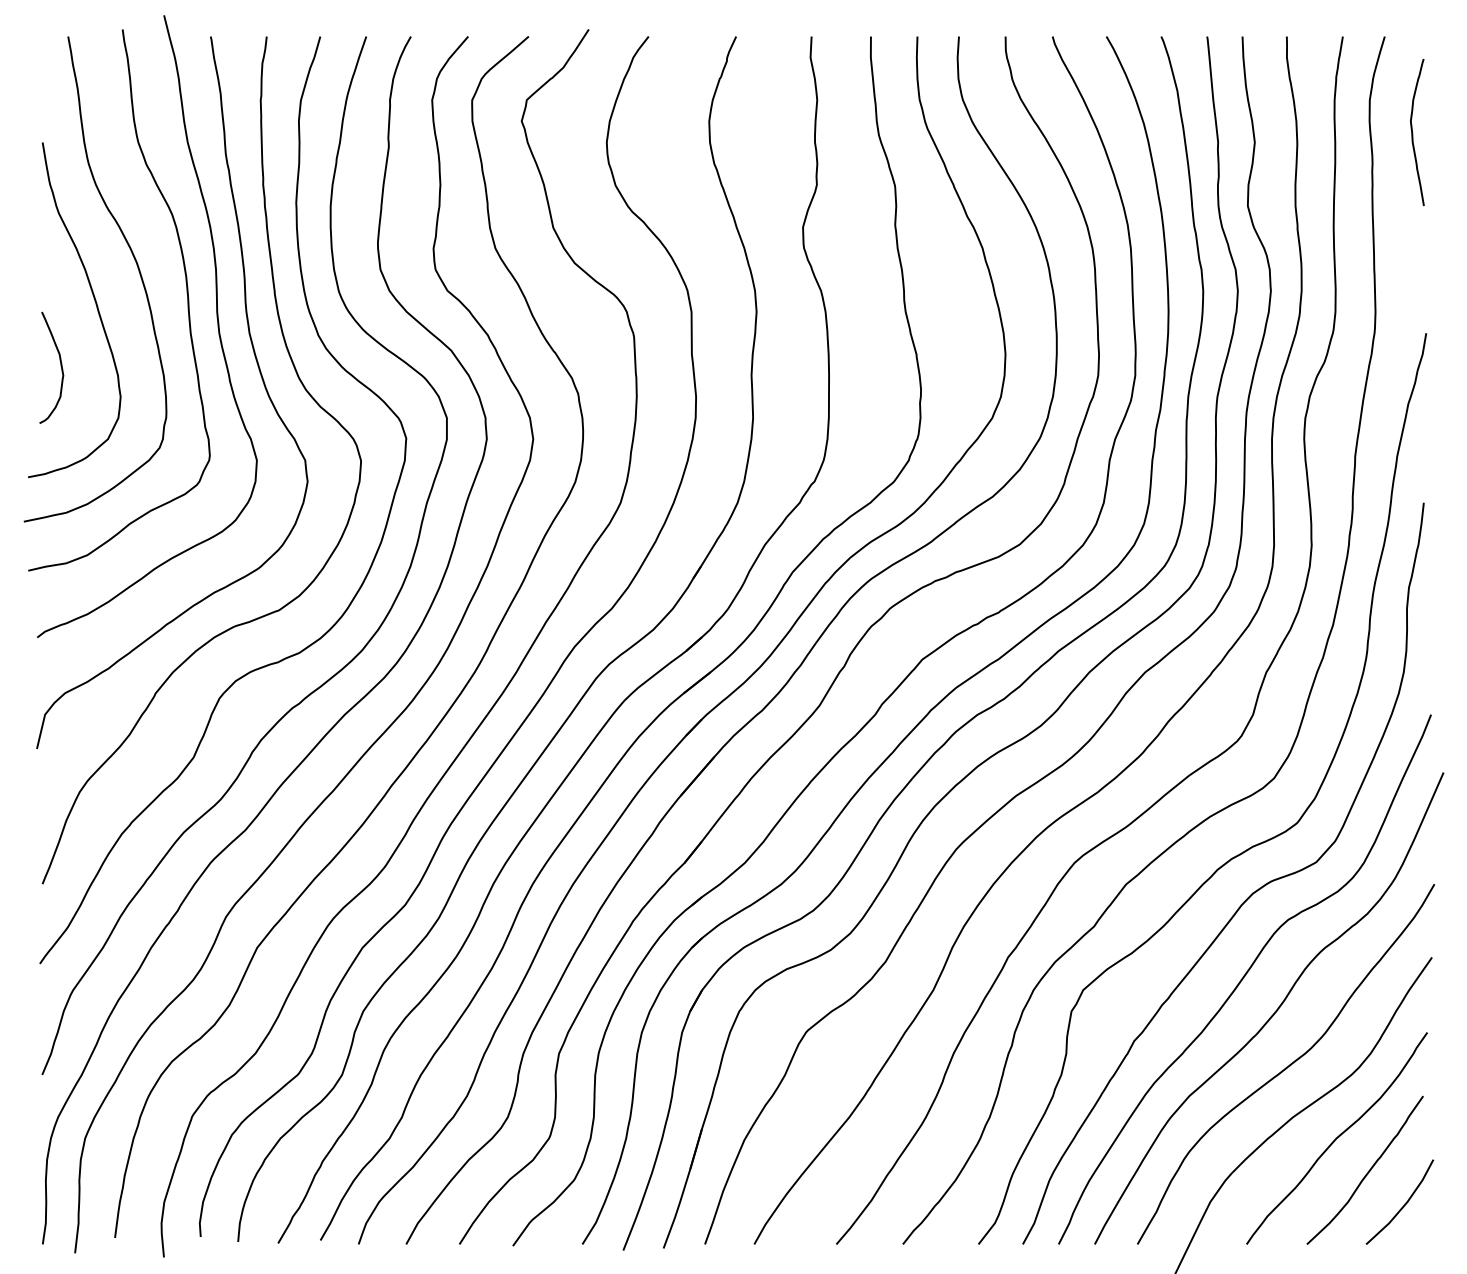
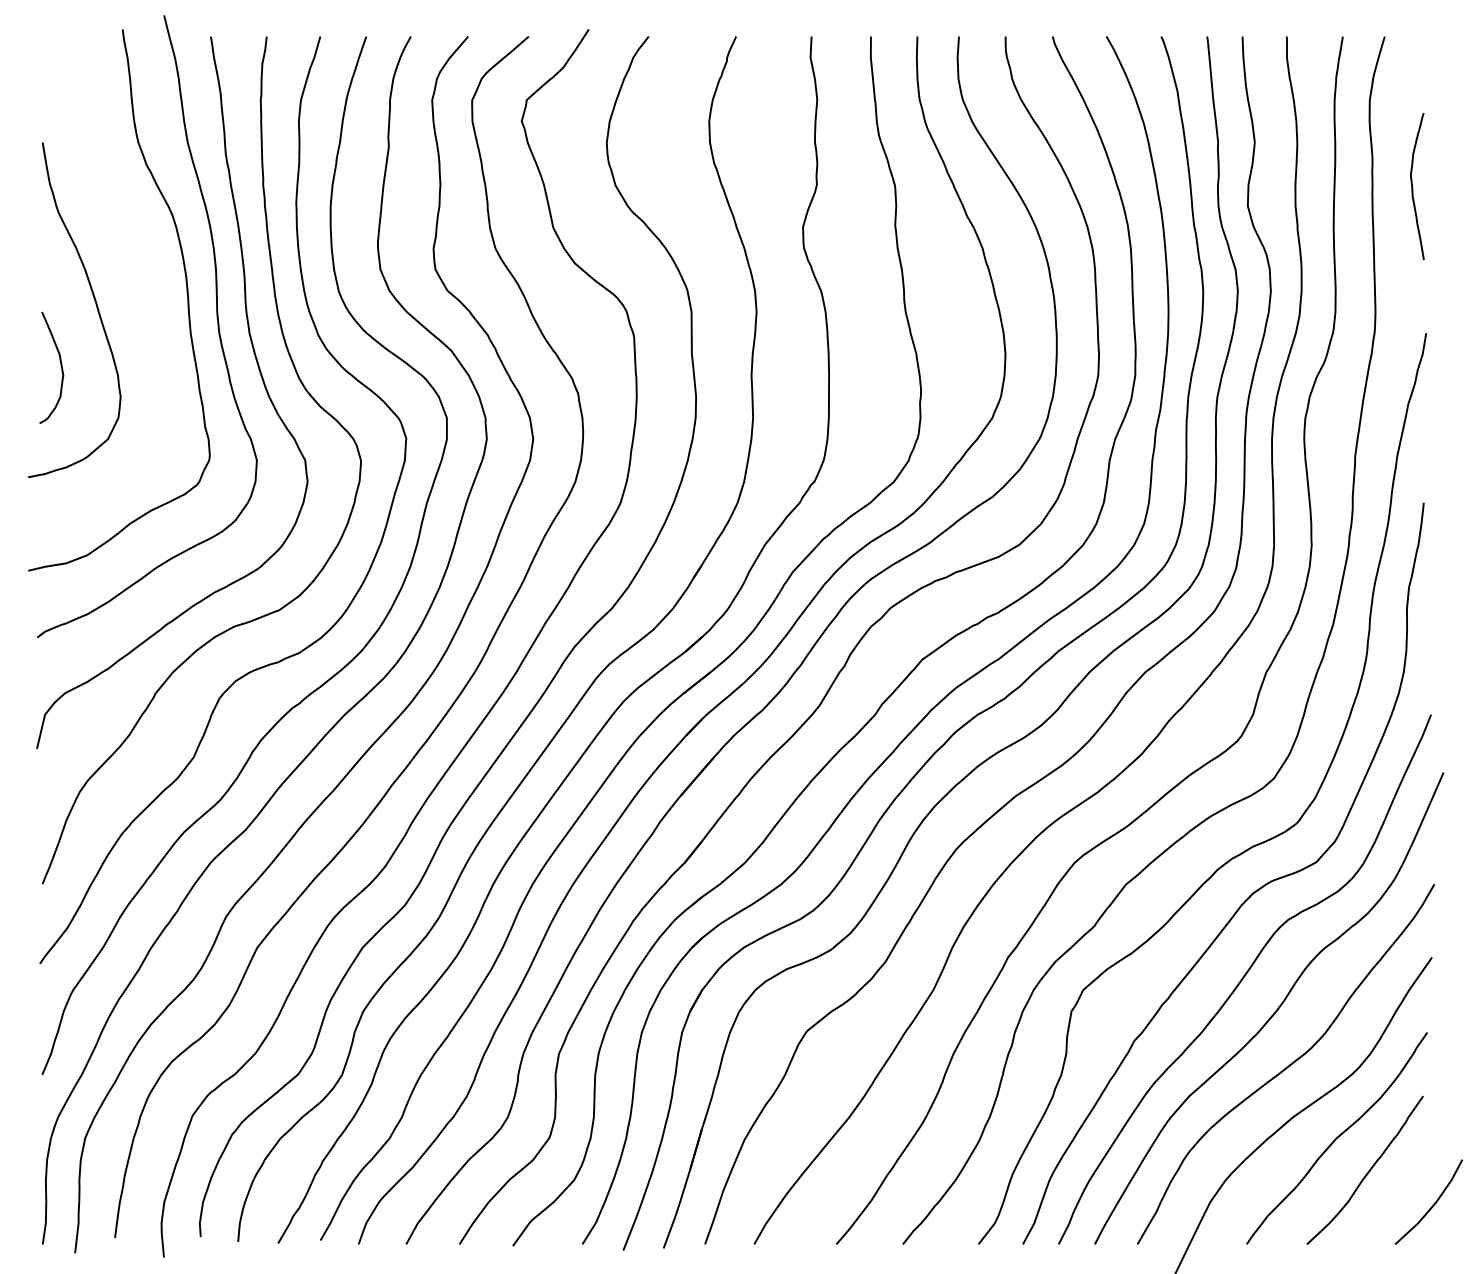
curve position: (1413, 133) -> (1413, 187) (1413, 187)
curve: present -> none (136, 265)
line position: (1404, 1203) -> (1433, 1203) (1433, 1203)
